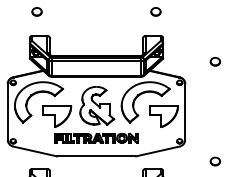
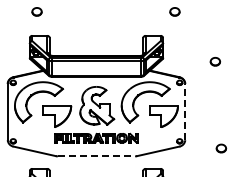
part position: (155, 11) -> (174, 11) (174, 11)
line: solid -> dashed (185, 111)
line: solid -> dashed (96, 156)
part position: (215, 161) -> (221, 148) (221, 148)
